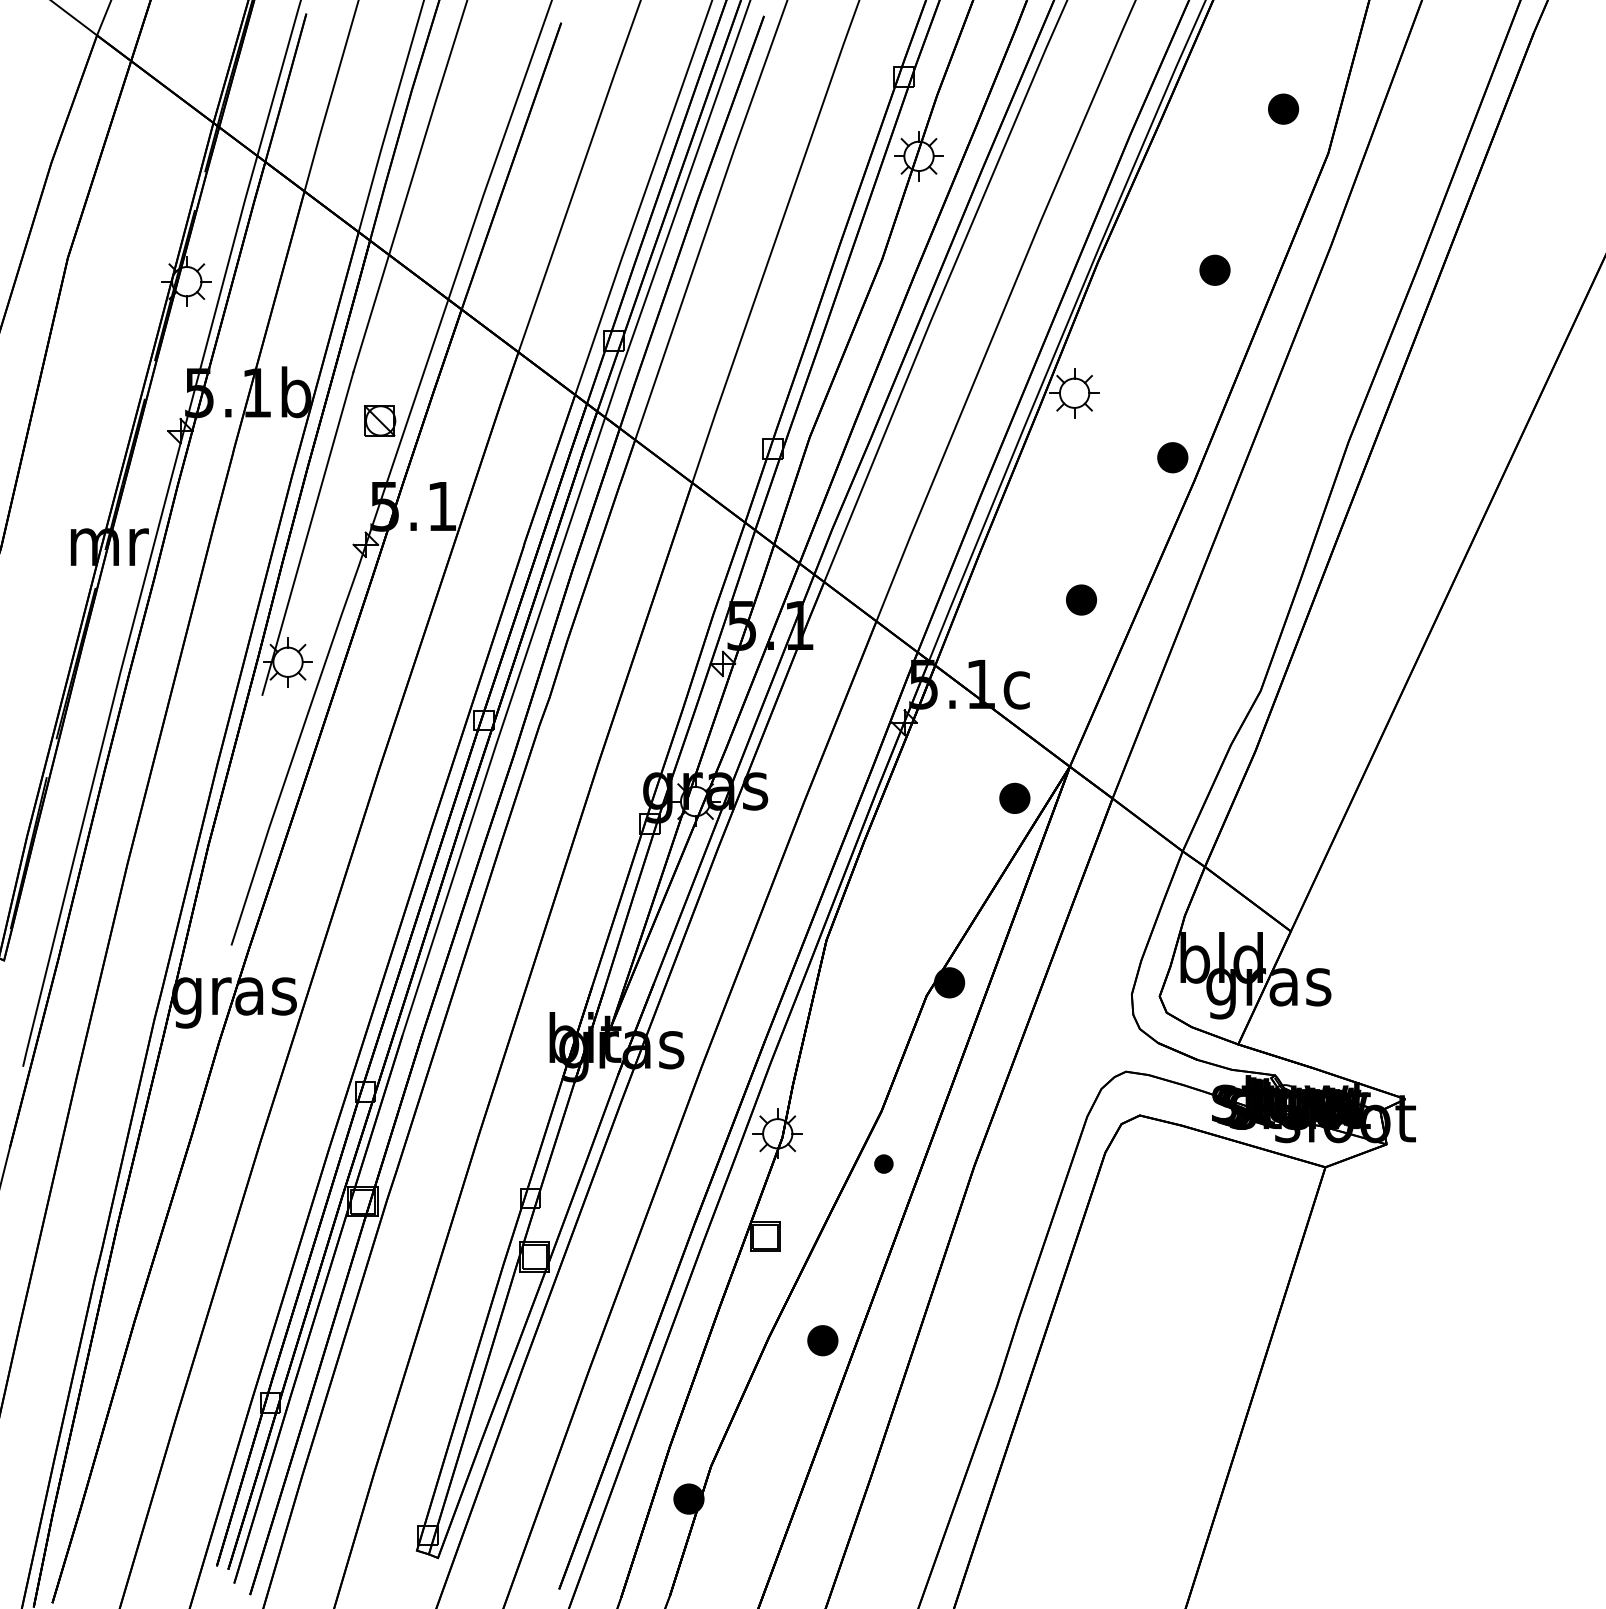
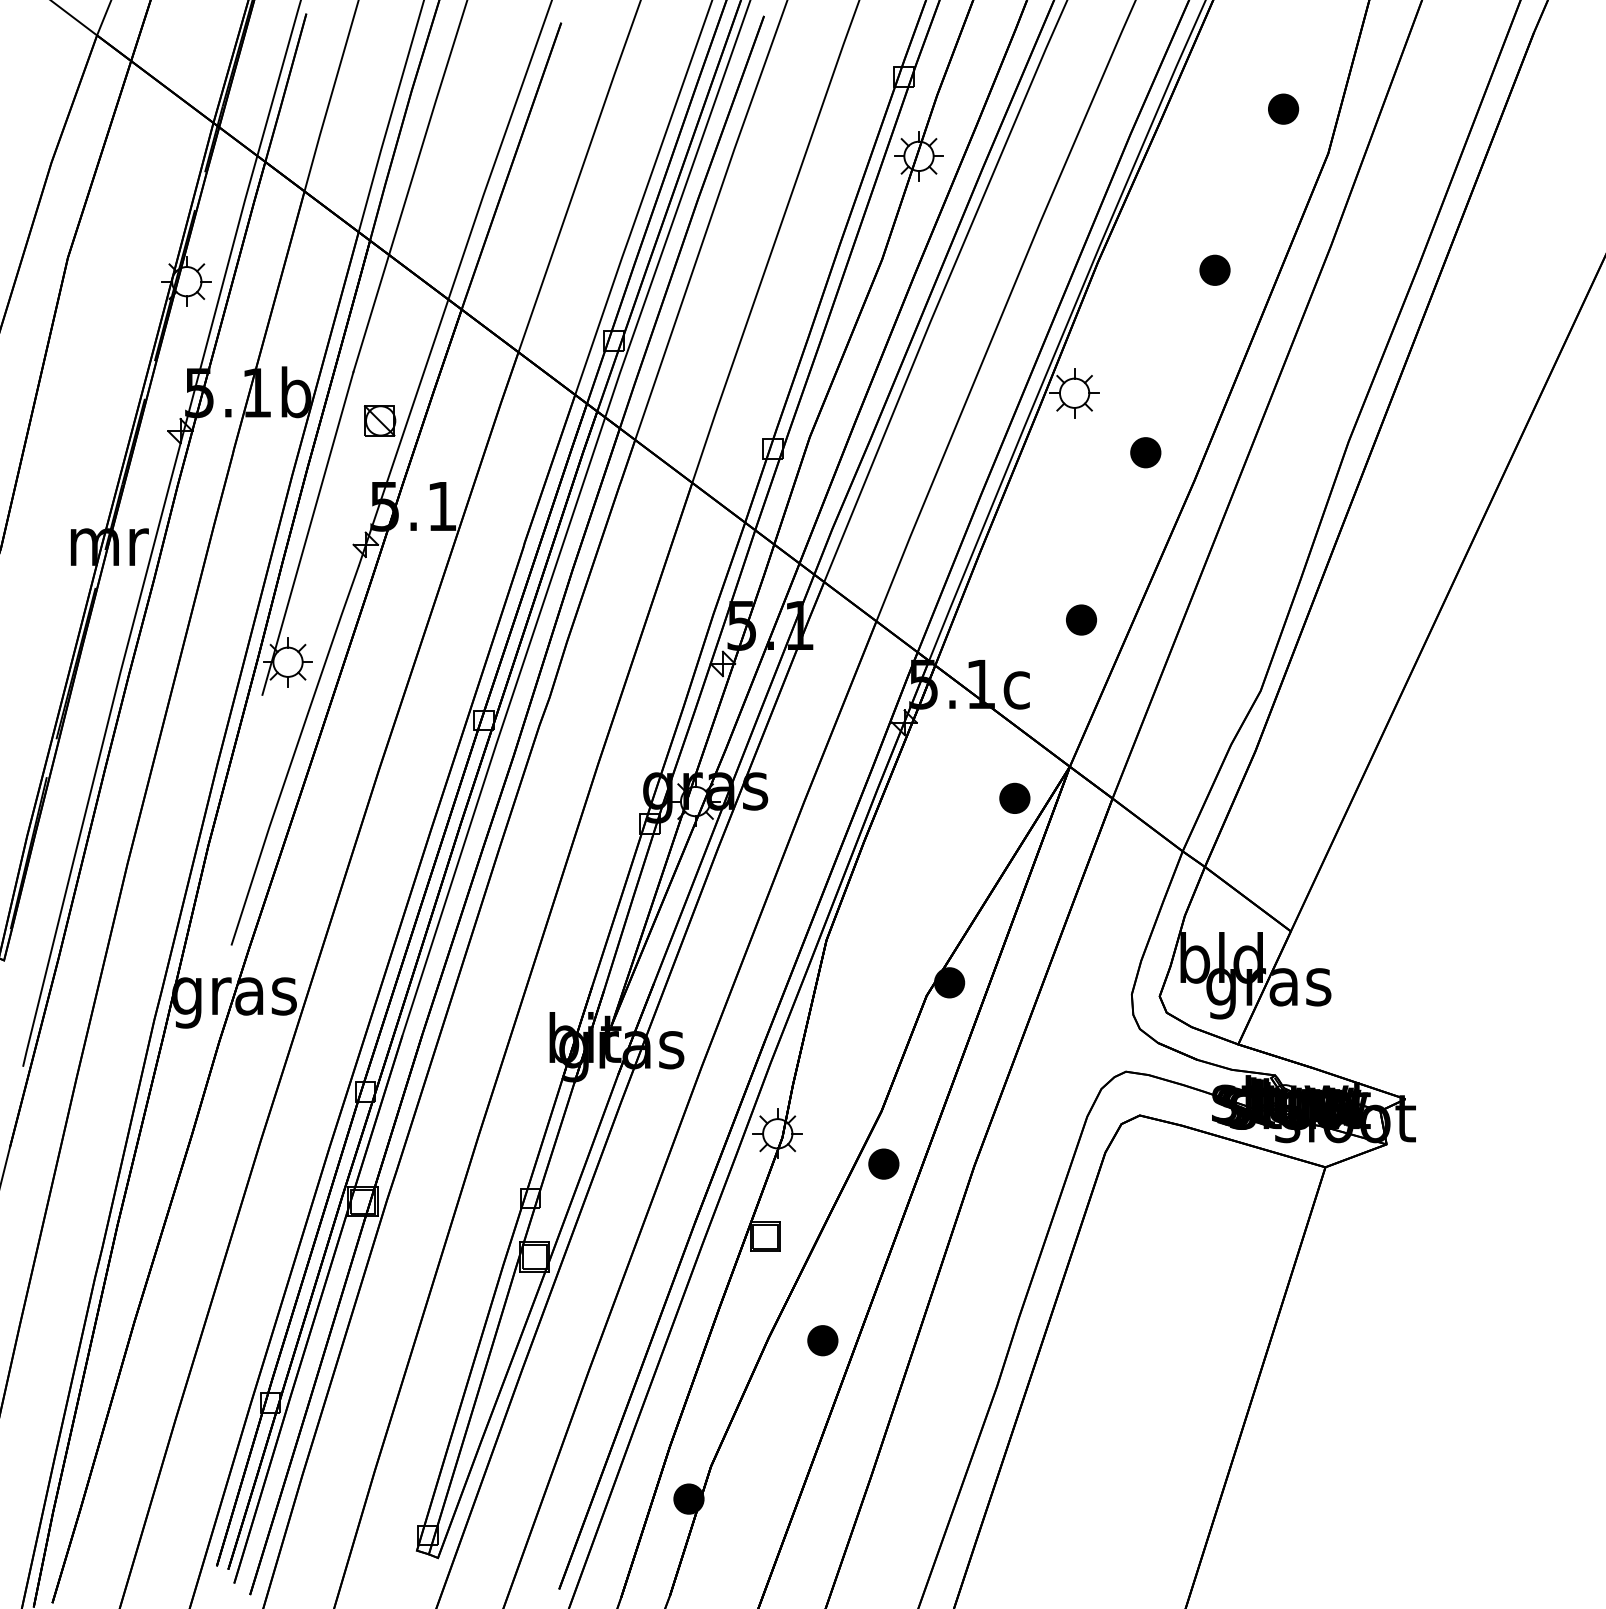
part position: (1172, 457) -> (1145, 452) (1145, 452)
part position: (1081, 599) -> (1081, 619) (1081, 619)
part size: 20x20 px -> 32x32 px (883, 1163)
